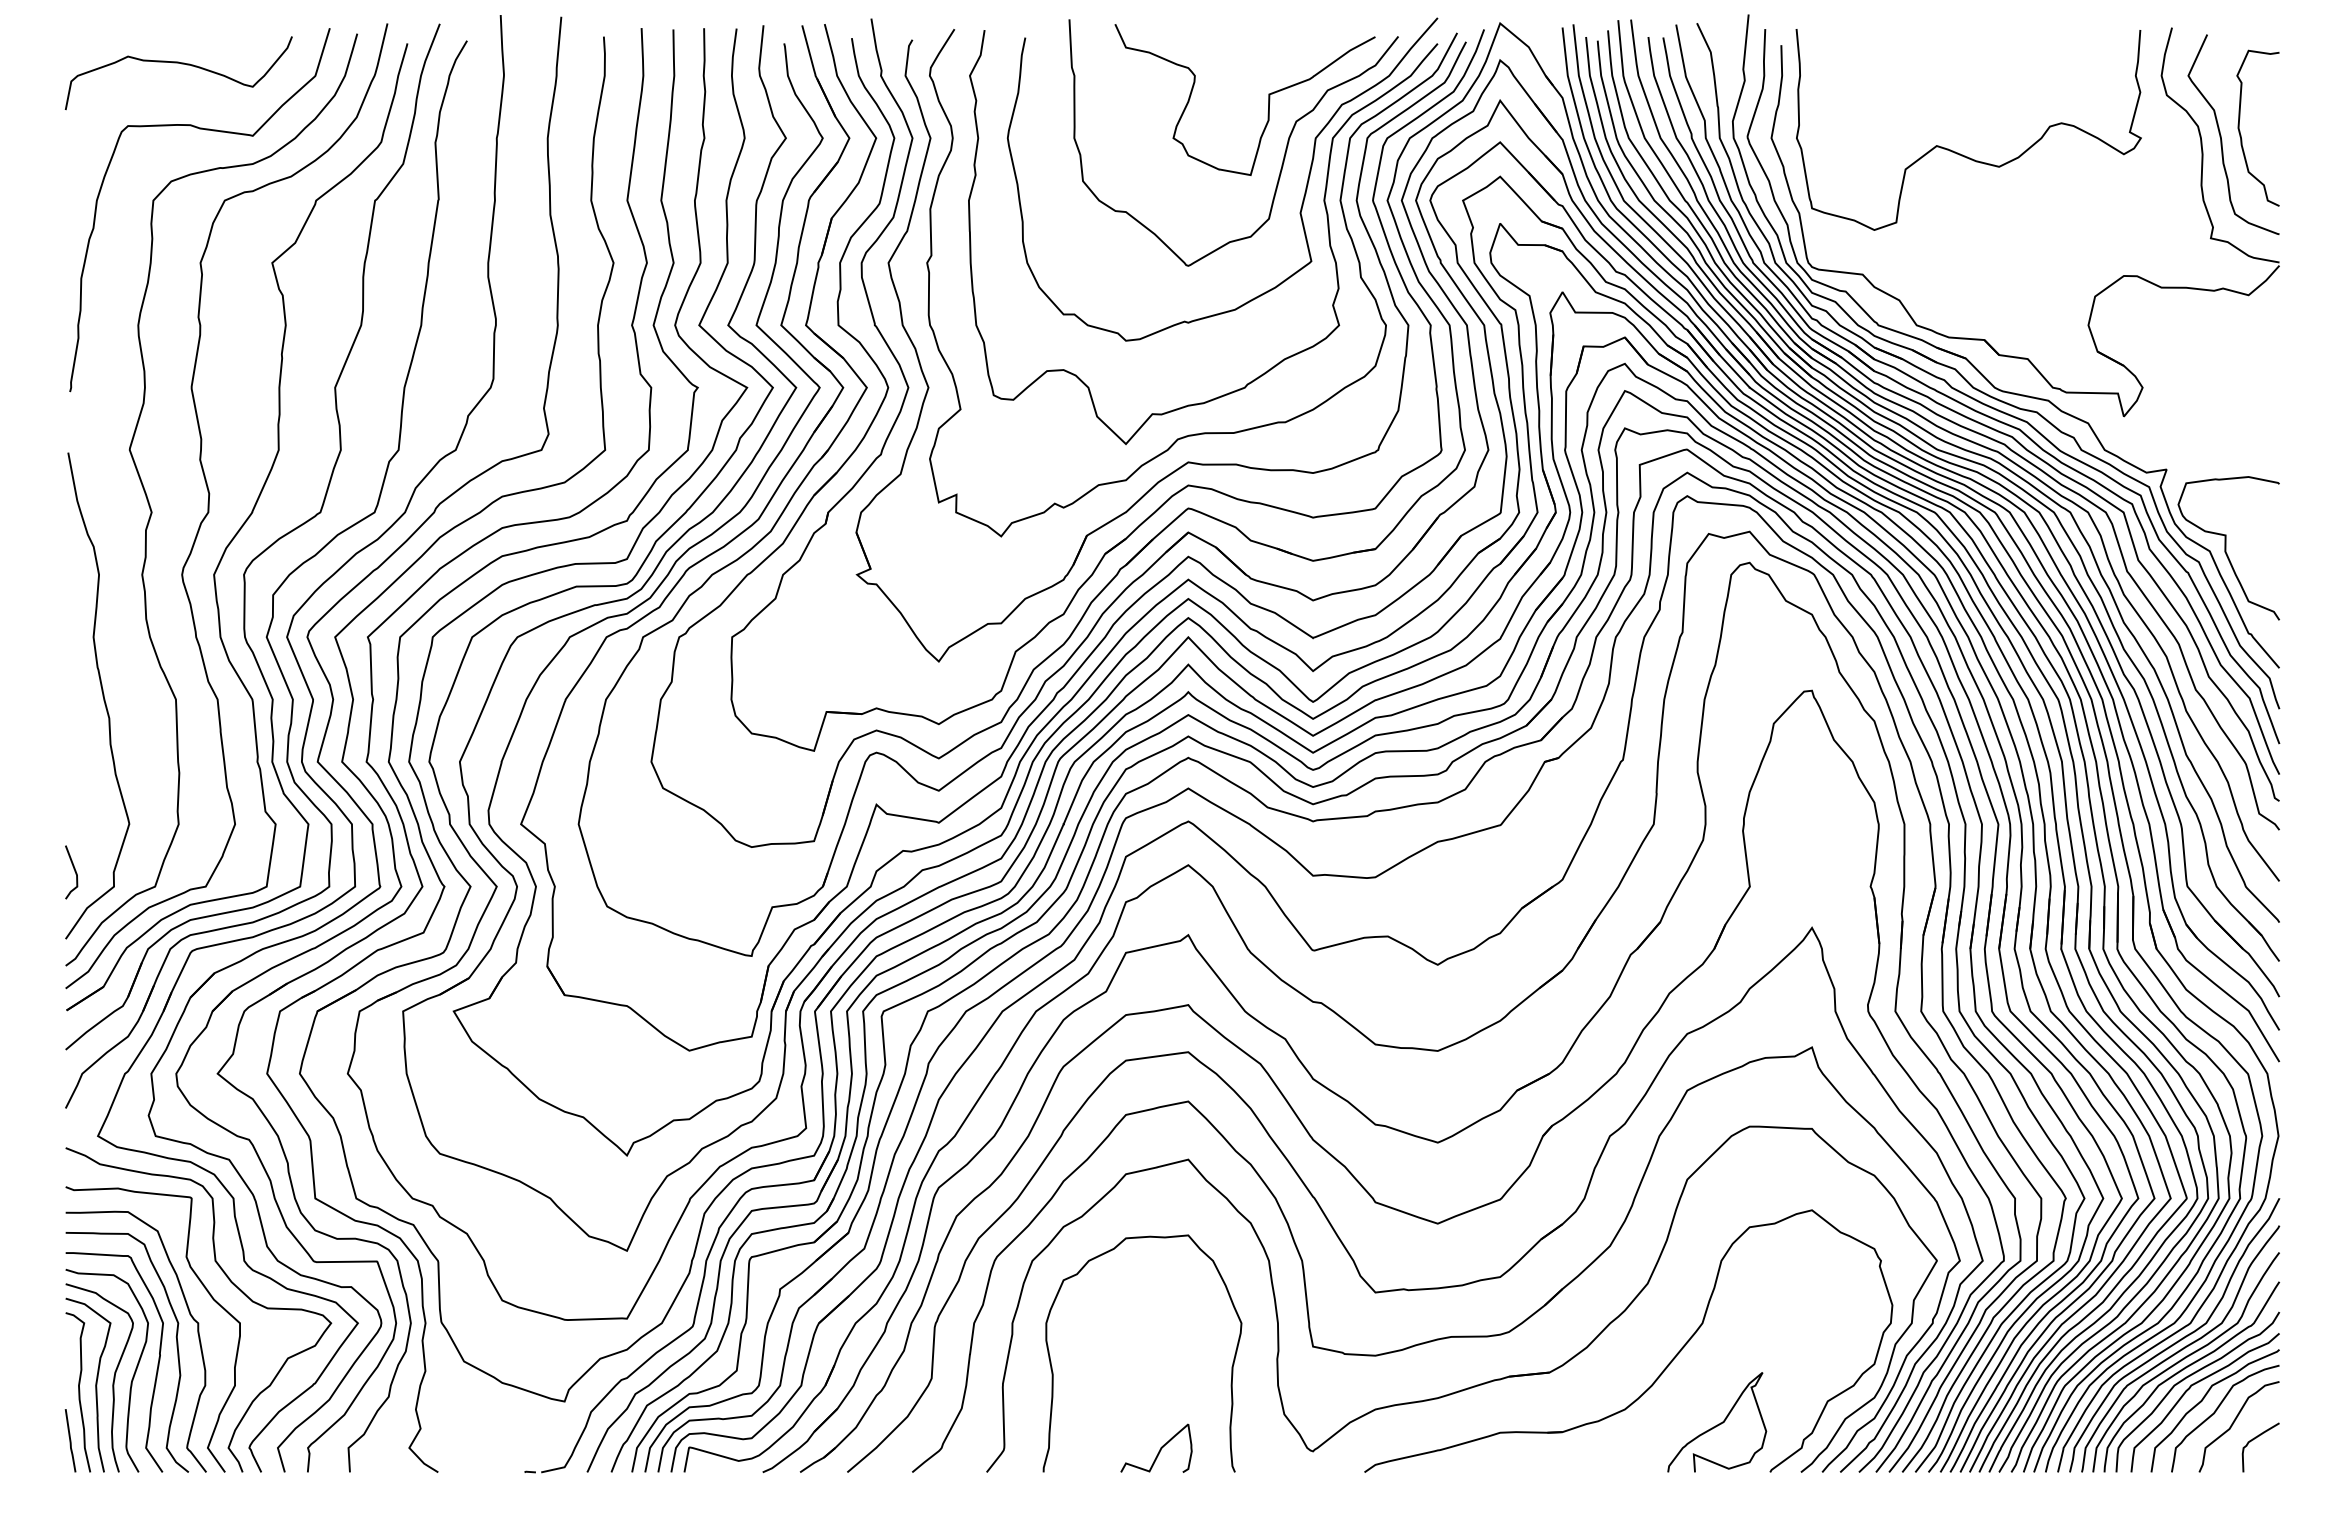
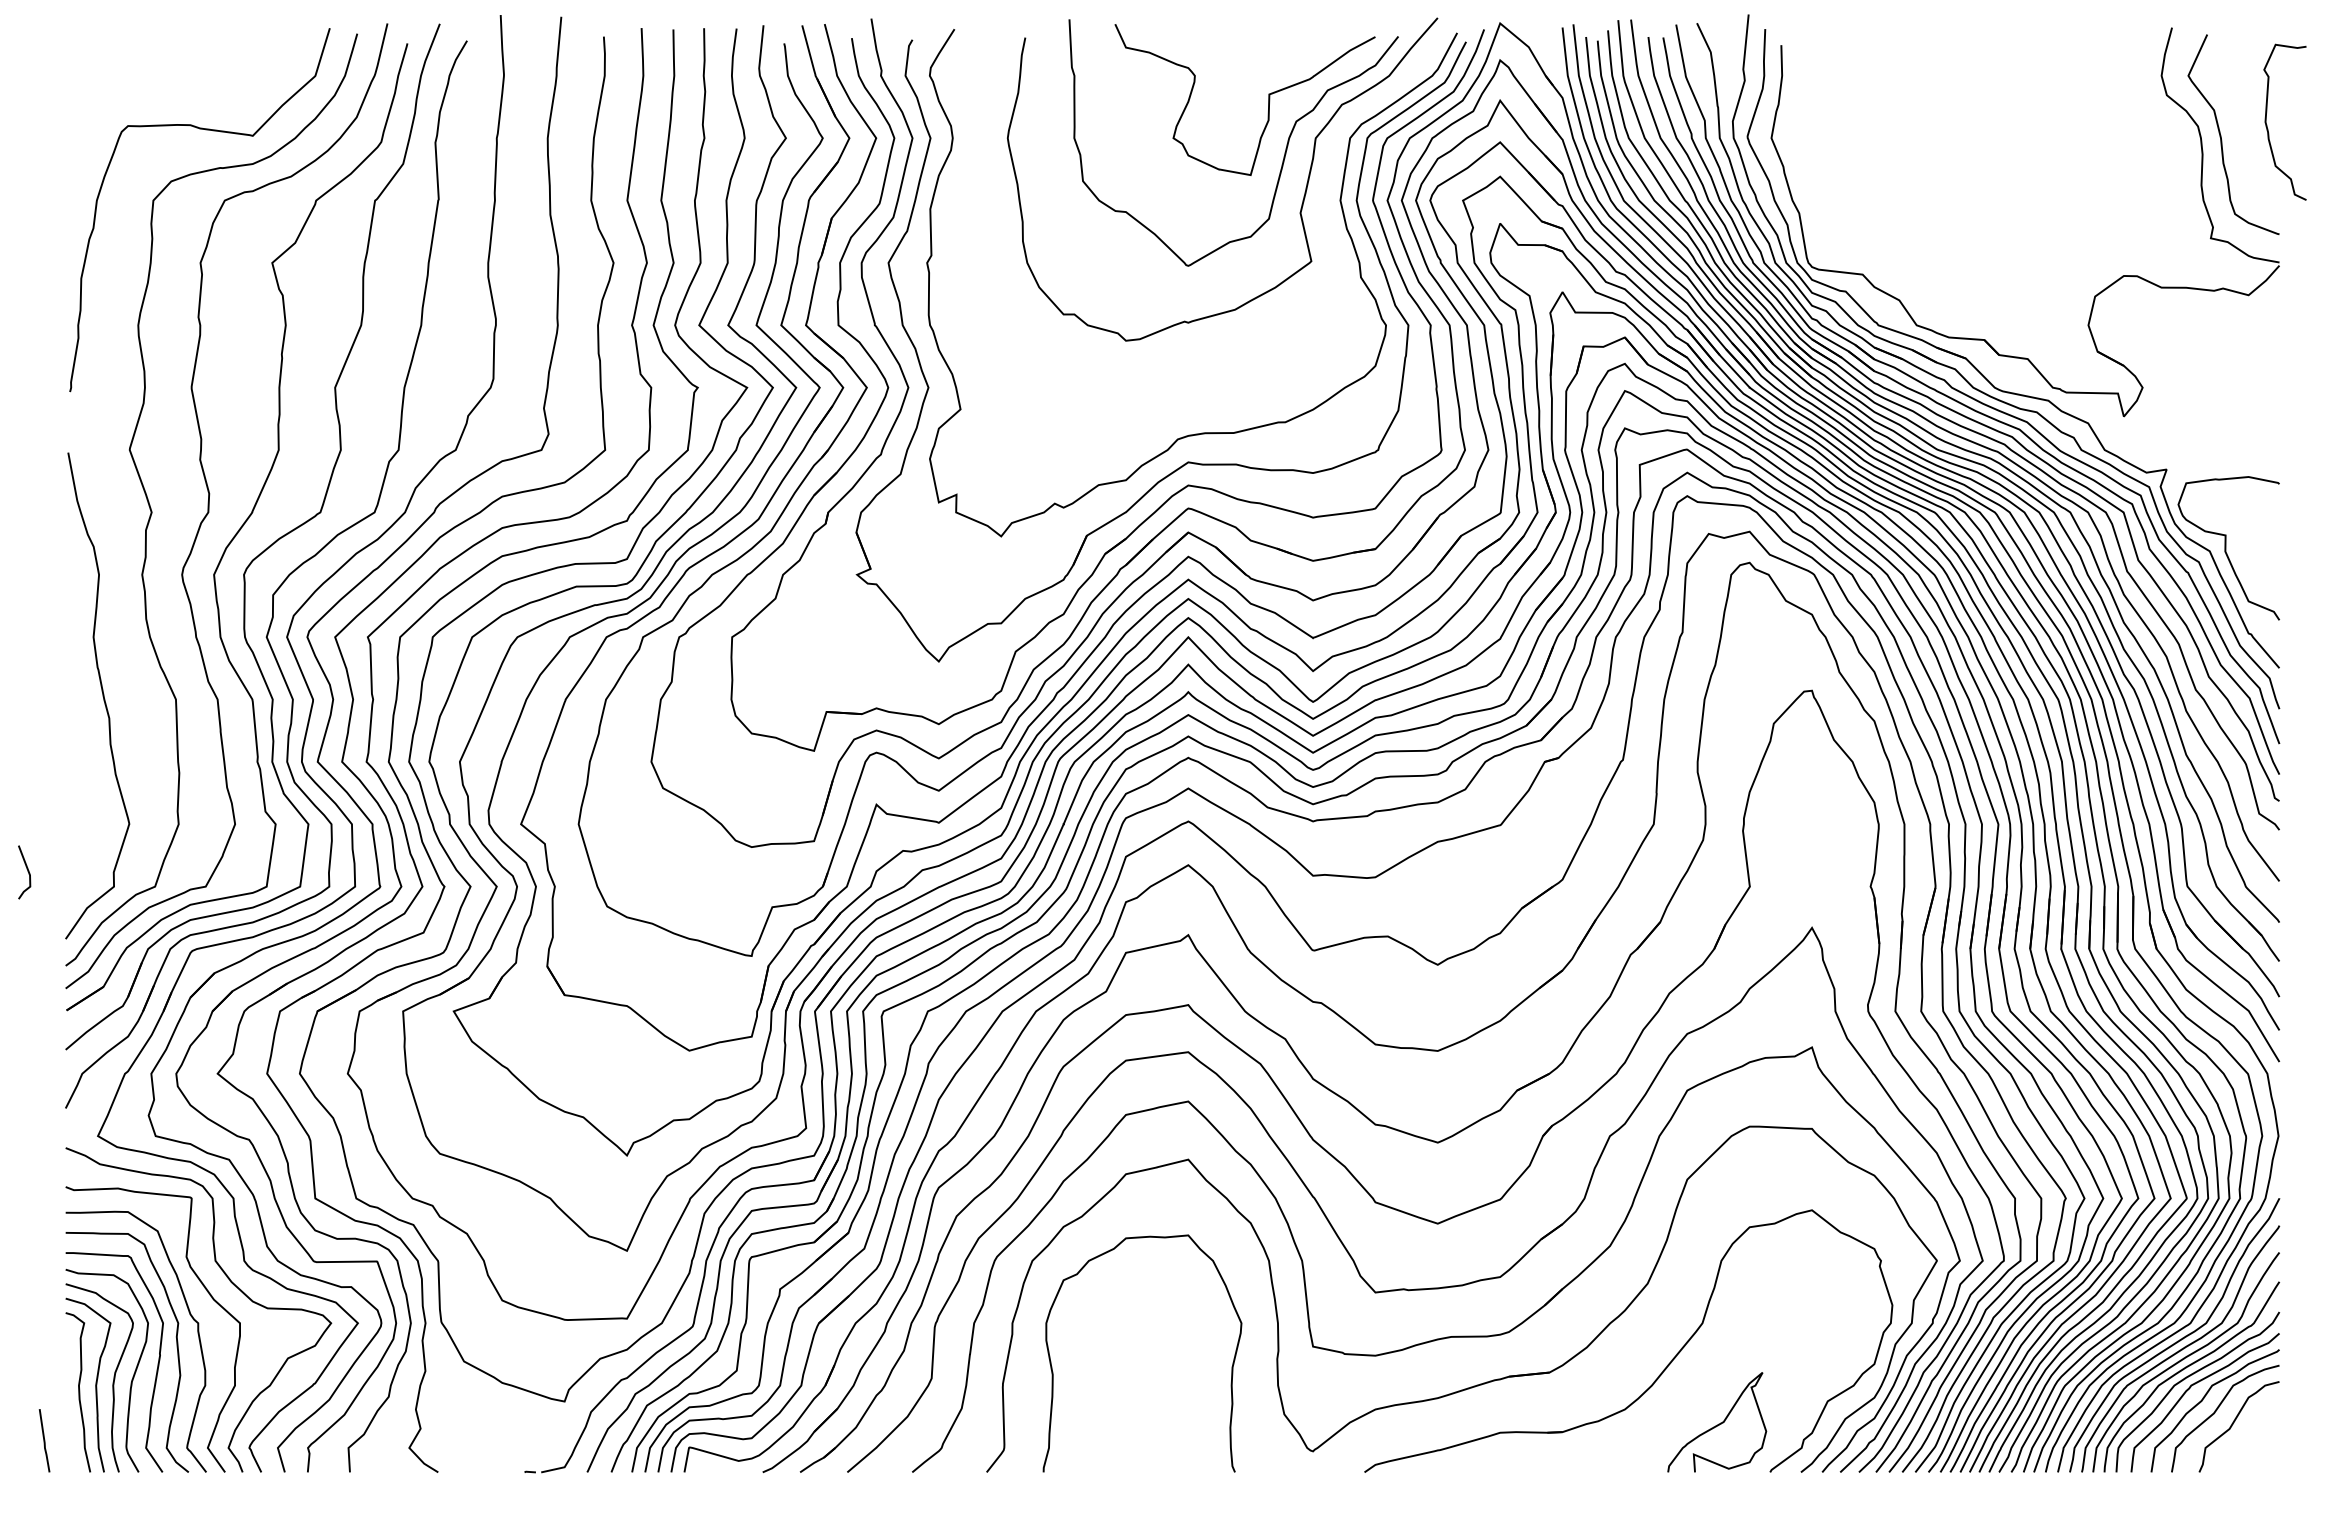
curve: present -> none (181, 64)
curve position: (2240, 130) -> (2267, 124) (2267, 124)
curve: present -> none (1958, 152)
curve: present -> none (1327, 229)
line position: (74, 871) -> (27, 871) (27, 871)
curve: present -> none (2256, 1438)
line position: (70, 1440) -> (44, 1440) (44, 1440)
curve: present -> none (1159, 1449)
